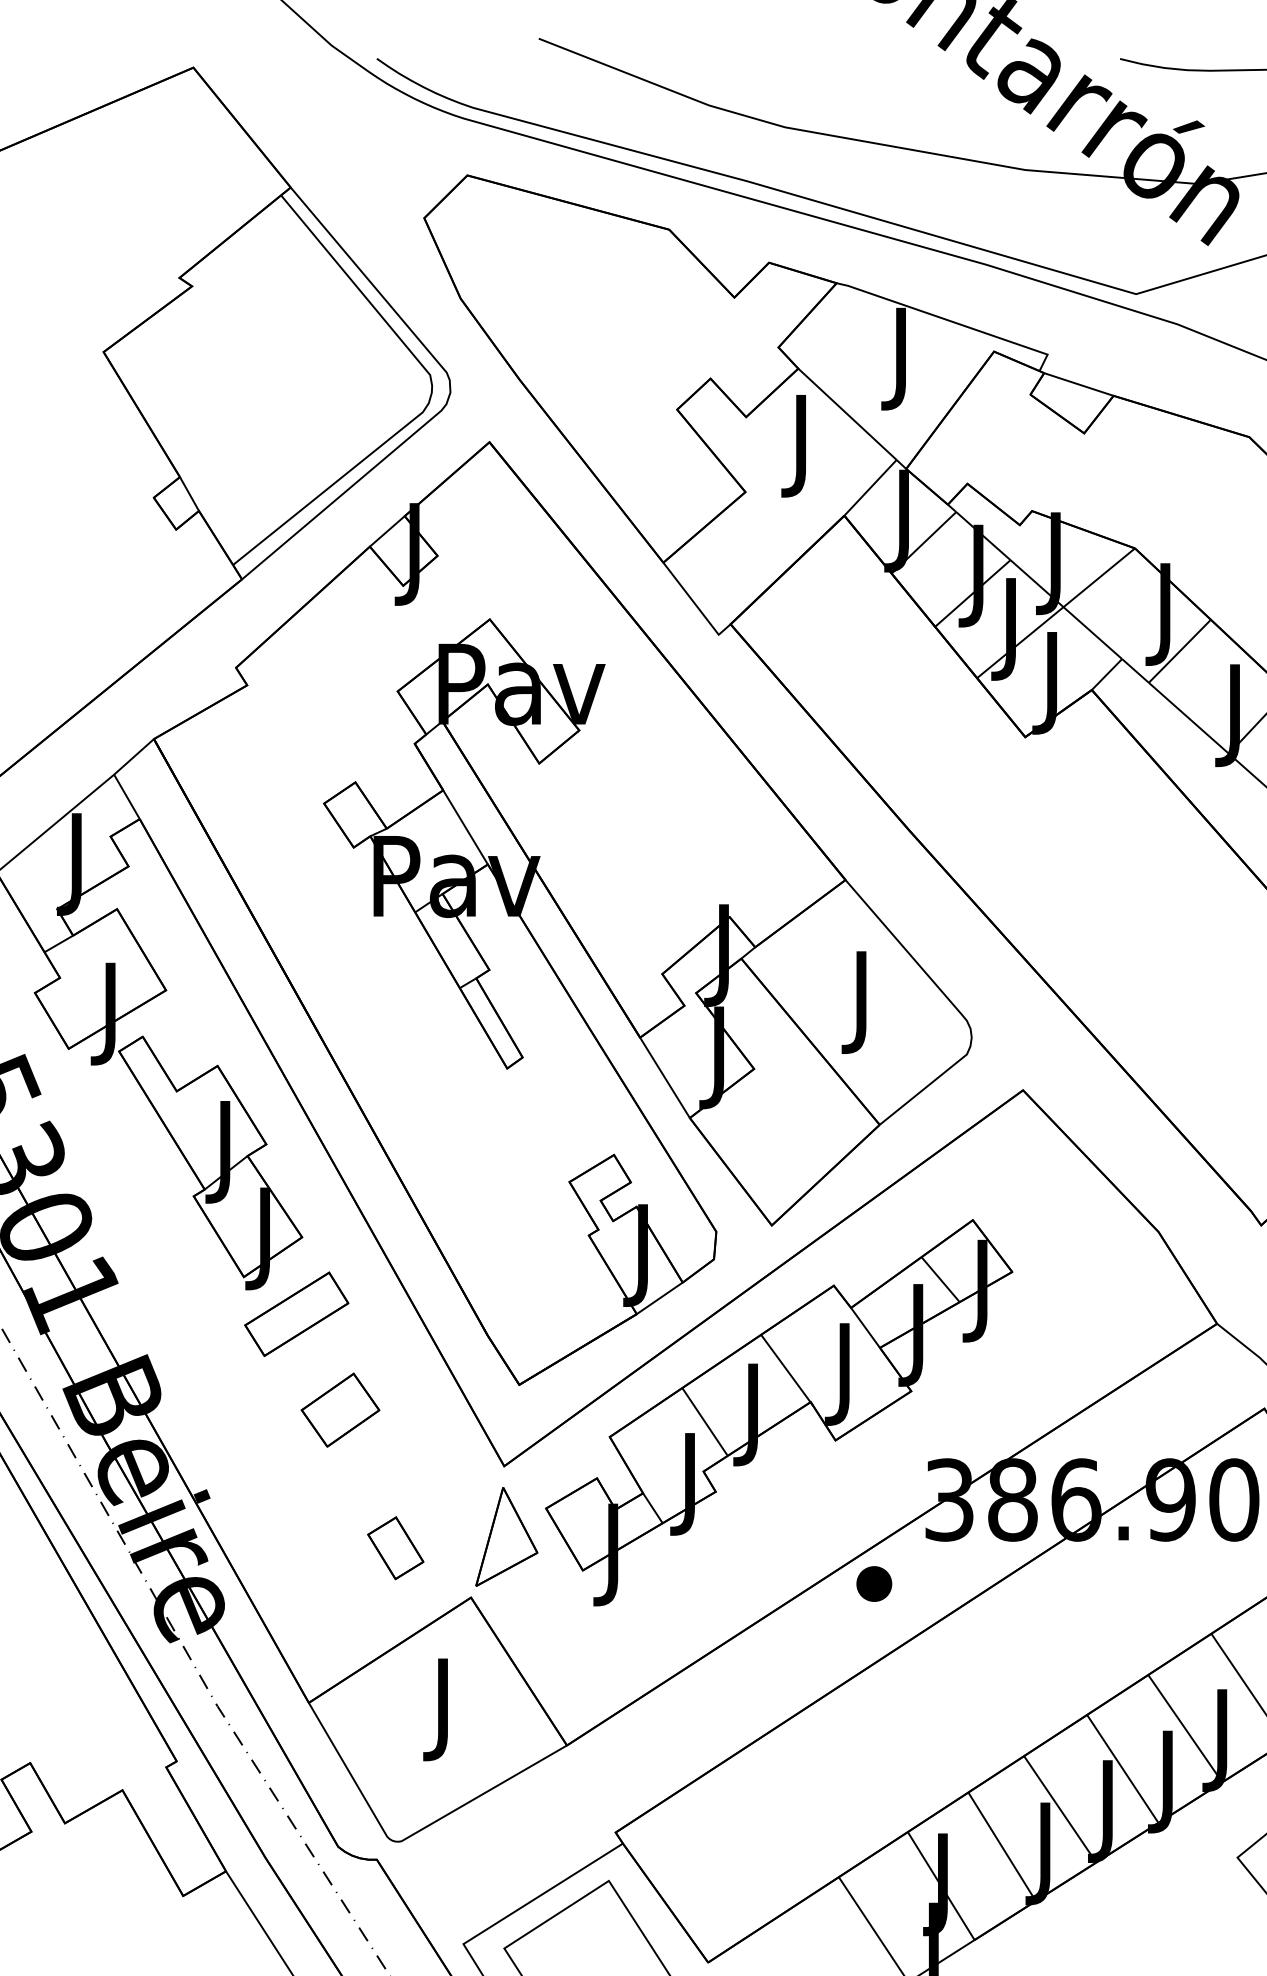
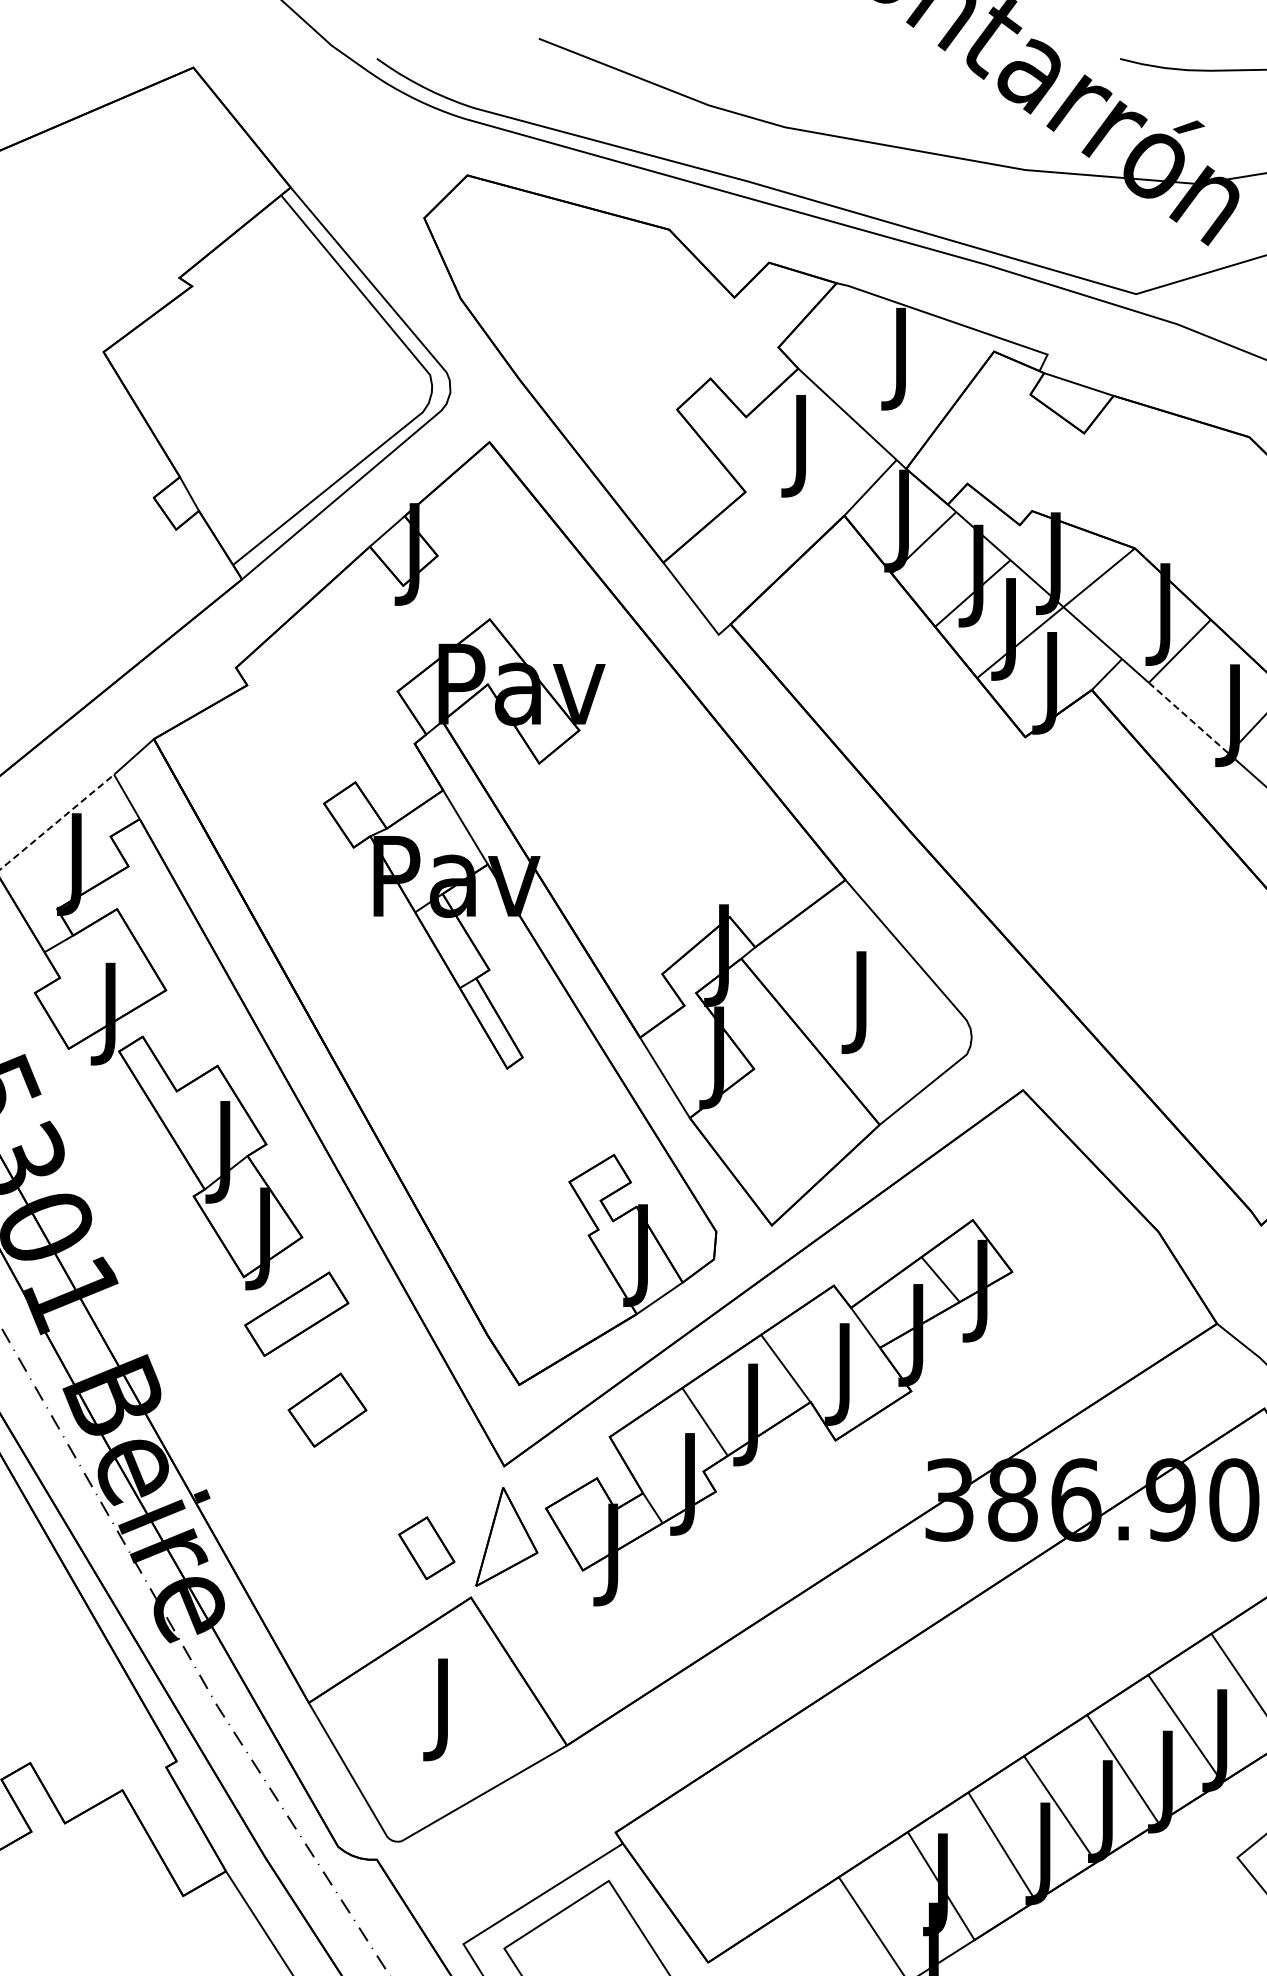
line: solid -> dashed (1188, 718)
line: solid -> dashed (57, 821)
part position: (340, 1409) -> (327, 1409) (327, 1409)
part position: (395, 1548) -> (426, 1548) (426, 1548)
part: present -> none (874, 1583)
